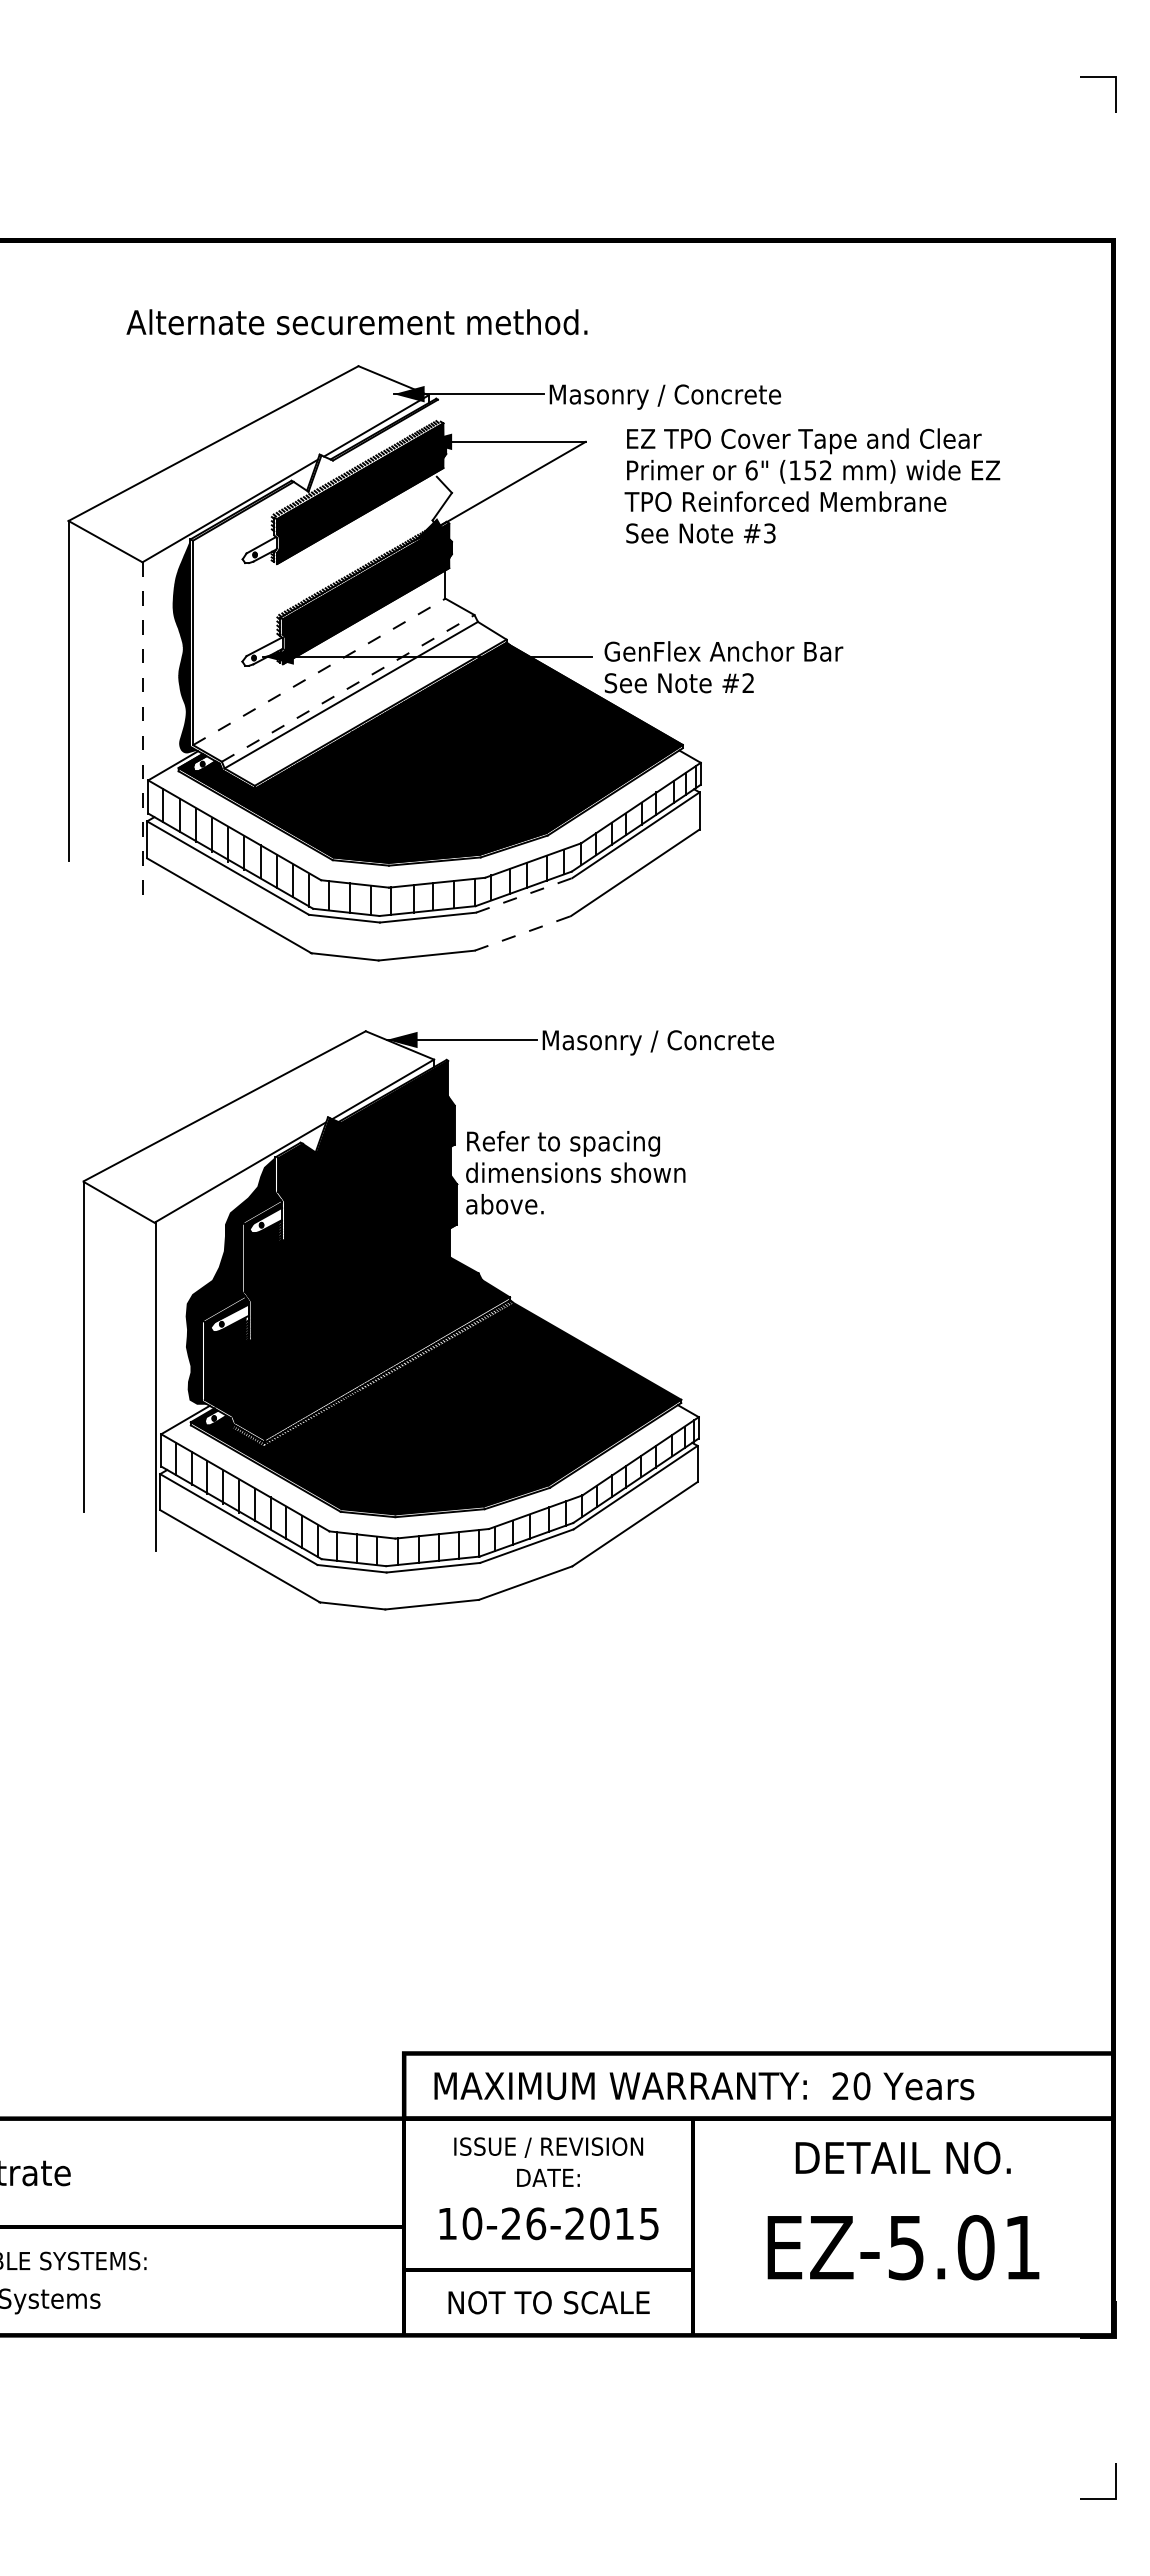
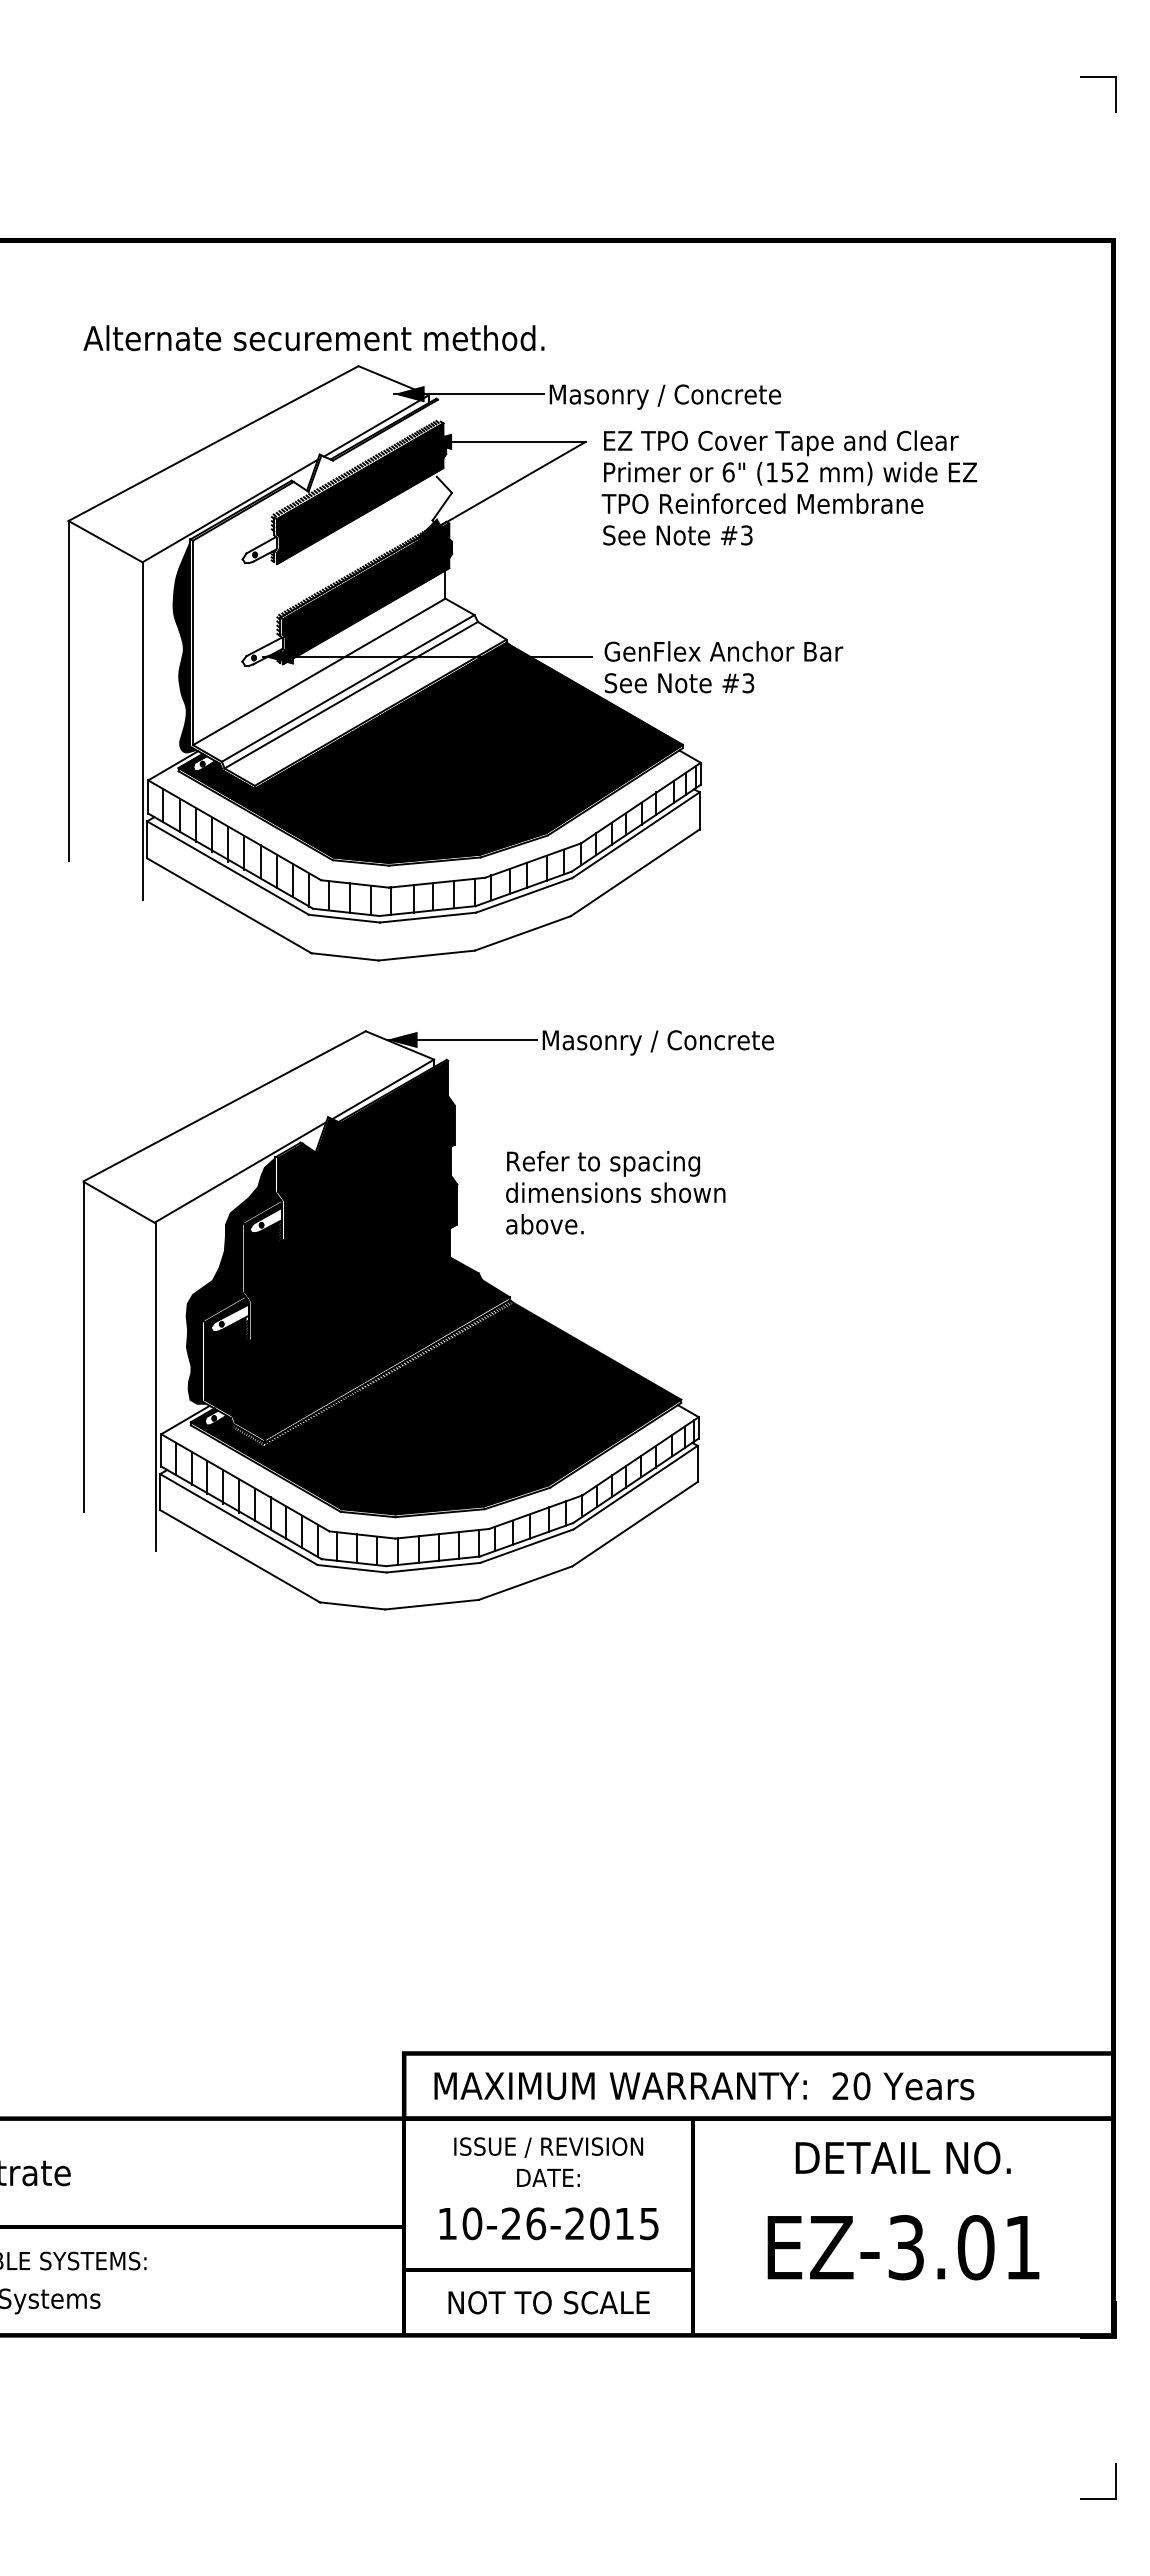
text position: (356, 322) -> (313, 338) (313, 338)
text position: (812, 485) -> (789, 487) (789, 487)
line: dashed -> solid (319, 671)
text: #2 -> #3 (748, 683)
line: dashed -> solid (348, 688)
line: dashed -> solid (142, 731)
line: dashed -> solid (524, 895)
line: dashed -> solid (523, 933)
text position: (575, 1172) -> (615, 1192) (615, 1192)
text: EZ-5.01 -> EZ-3.01 (906, 2247)
